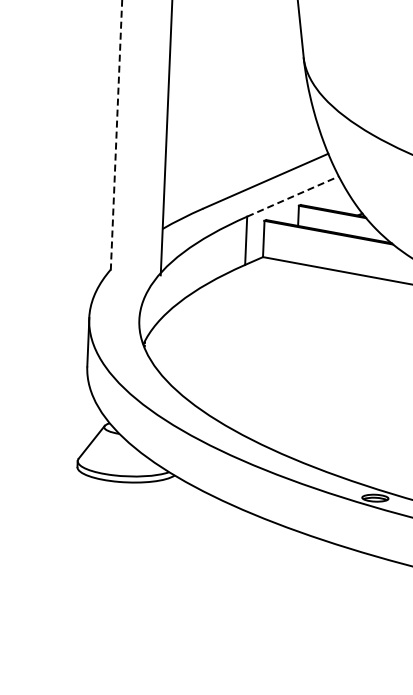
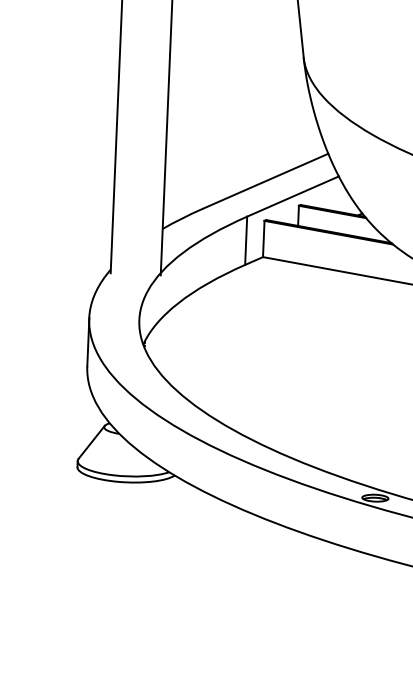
line: dashed -> solid (116, 137)
line: dashed -> solid (293, 196)
